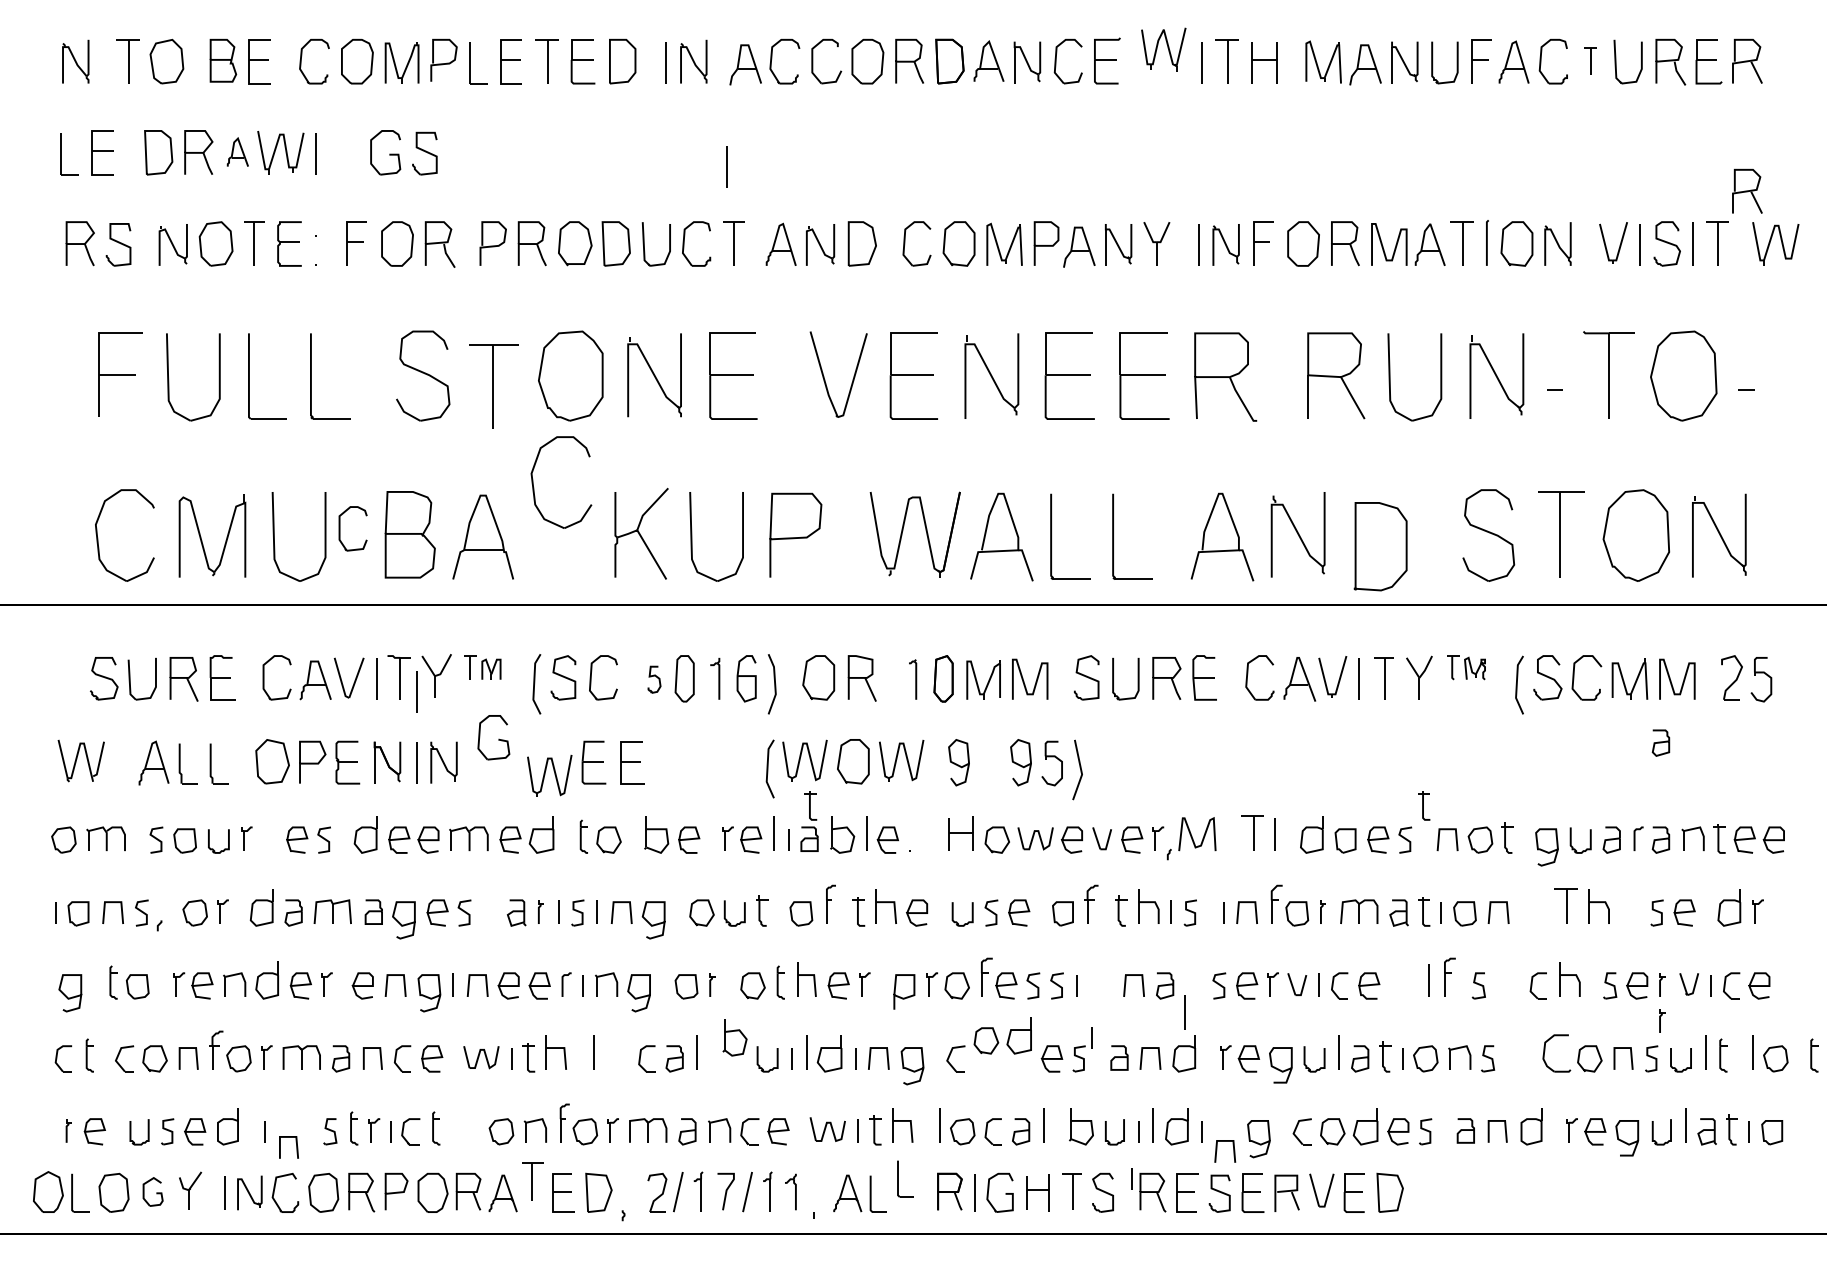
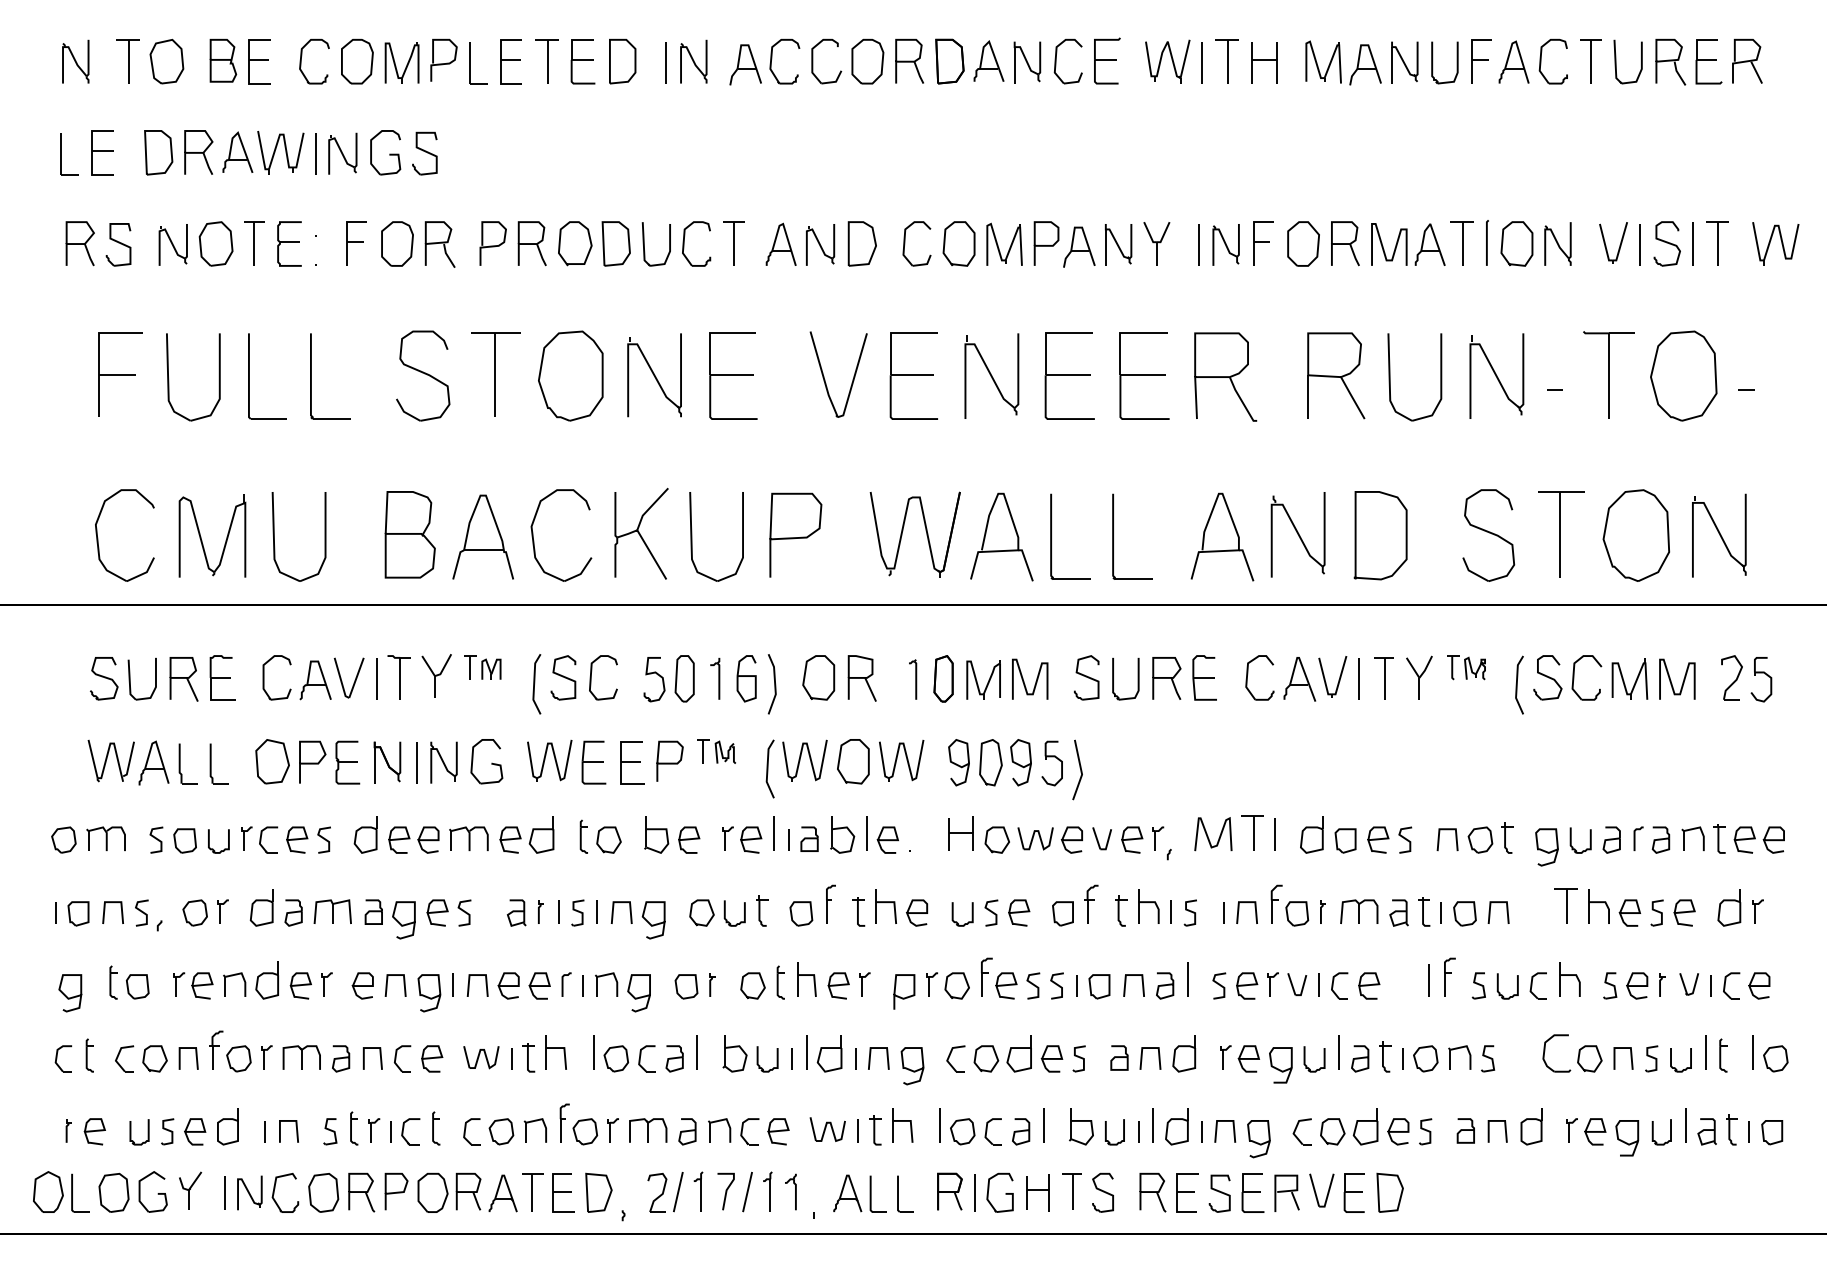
part position: (1163, 49) -> (1167, 61) (1167, 61)
part size: 13x28 px -> 22x45 px (1590, 61)
part size: 23x30 px -> 32x42 px (237, 151)
part: none -> present (342, 153)
line: present -> none (726, 166)
part: present -> none (1747, 190)
part position: (493, 386) -> (495, 374) (495, 374)
part position: (534, 487) -> (534, 540) (534, 540)
part: present -> none (340, 528)
curve position: (1356, 546) -> (1356, 535) (1356, 535)
part size: 15x29 px -> 23x46 px (654, 679)
line: present -> none (416, 691)
part position: (493, 737) -> (486, 761) (486, 761)
part: present -> none (1660, 742)
part: none -> present (716, 751)
part position: (80, 760) -> (110, 760) (110, 760)
curve: none -> present (669, 762)
curve: none -> present (981, 762)
part position: (549, 775) -> (549, 760) (549, 760)
part: present -> none (810, 805)
part: present -> none (1424, 805)
curve position: (1192, 835) -> (1208, 835) (1208, 835)
part: none -> present (261, 839)
curve: none -> present (1629, 912)
part: none -> present (1099, 986)
part: none -> present (1498, 986)
line position: (1184, 1012) -> (1187, 979) (1187, 979)
part: present -> none (1662, 1020)
part position: (1002, 1035) -> (1002, 1053) (1002, 1053)
part position: (734, 1037) -> (734, 1053) (734, 1053)
line: present -> none (1091, 1037)
part: present -> none (1814, 1055)
part: none -> present (616, 1058)
part: none -> present (471, 1131)
line position: (280, 1147) -> (280, 1131) (280, 1131)
line position: (1217, 1151) -> (1217, 1131) (1217, 1131)
part position: (898, 1178) -> (898, 1193) (898, 1193)
line: present -> none (1131, 1178)
part position: (532, 1181) -> (532, 1192) (532, 1192)
part size: 22x30 px -> 30x42 px (152, 1191)
